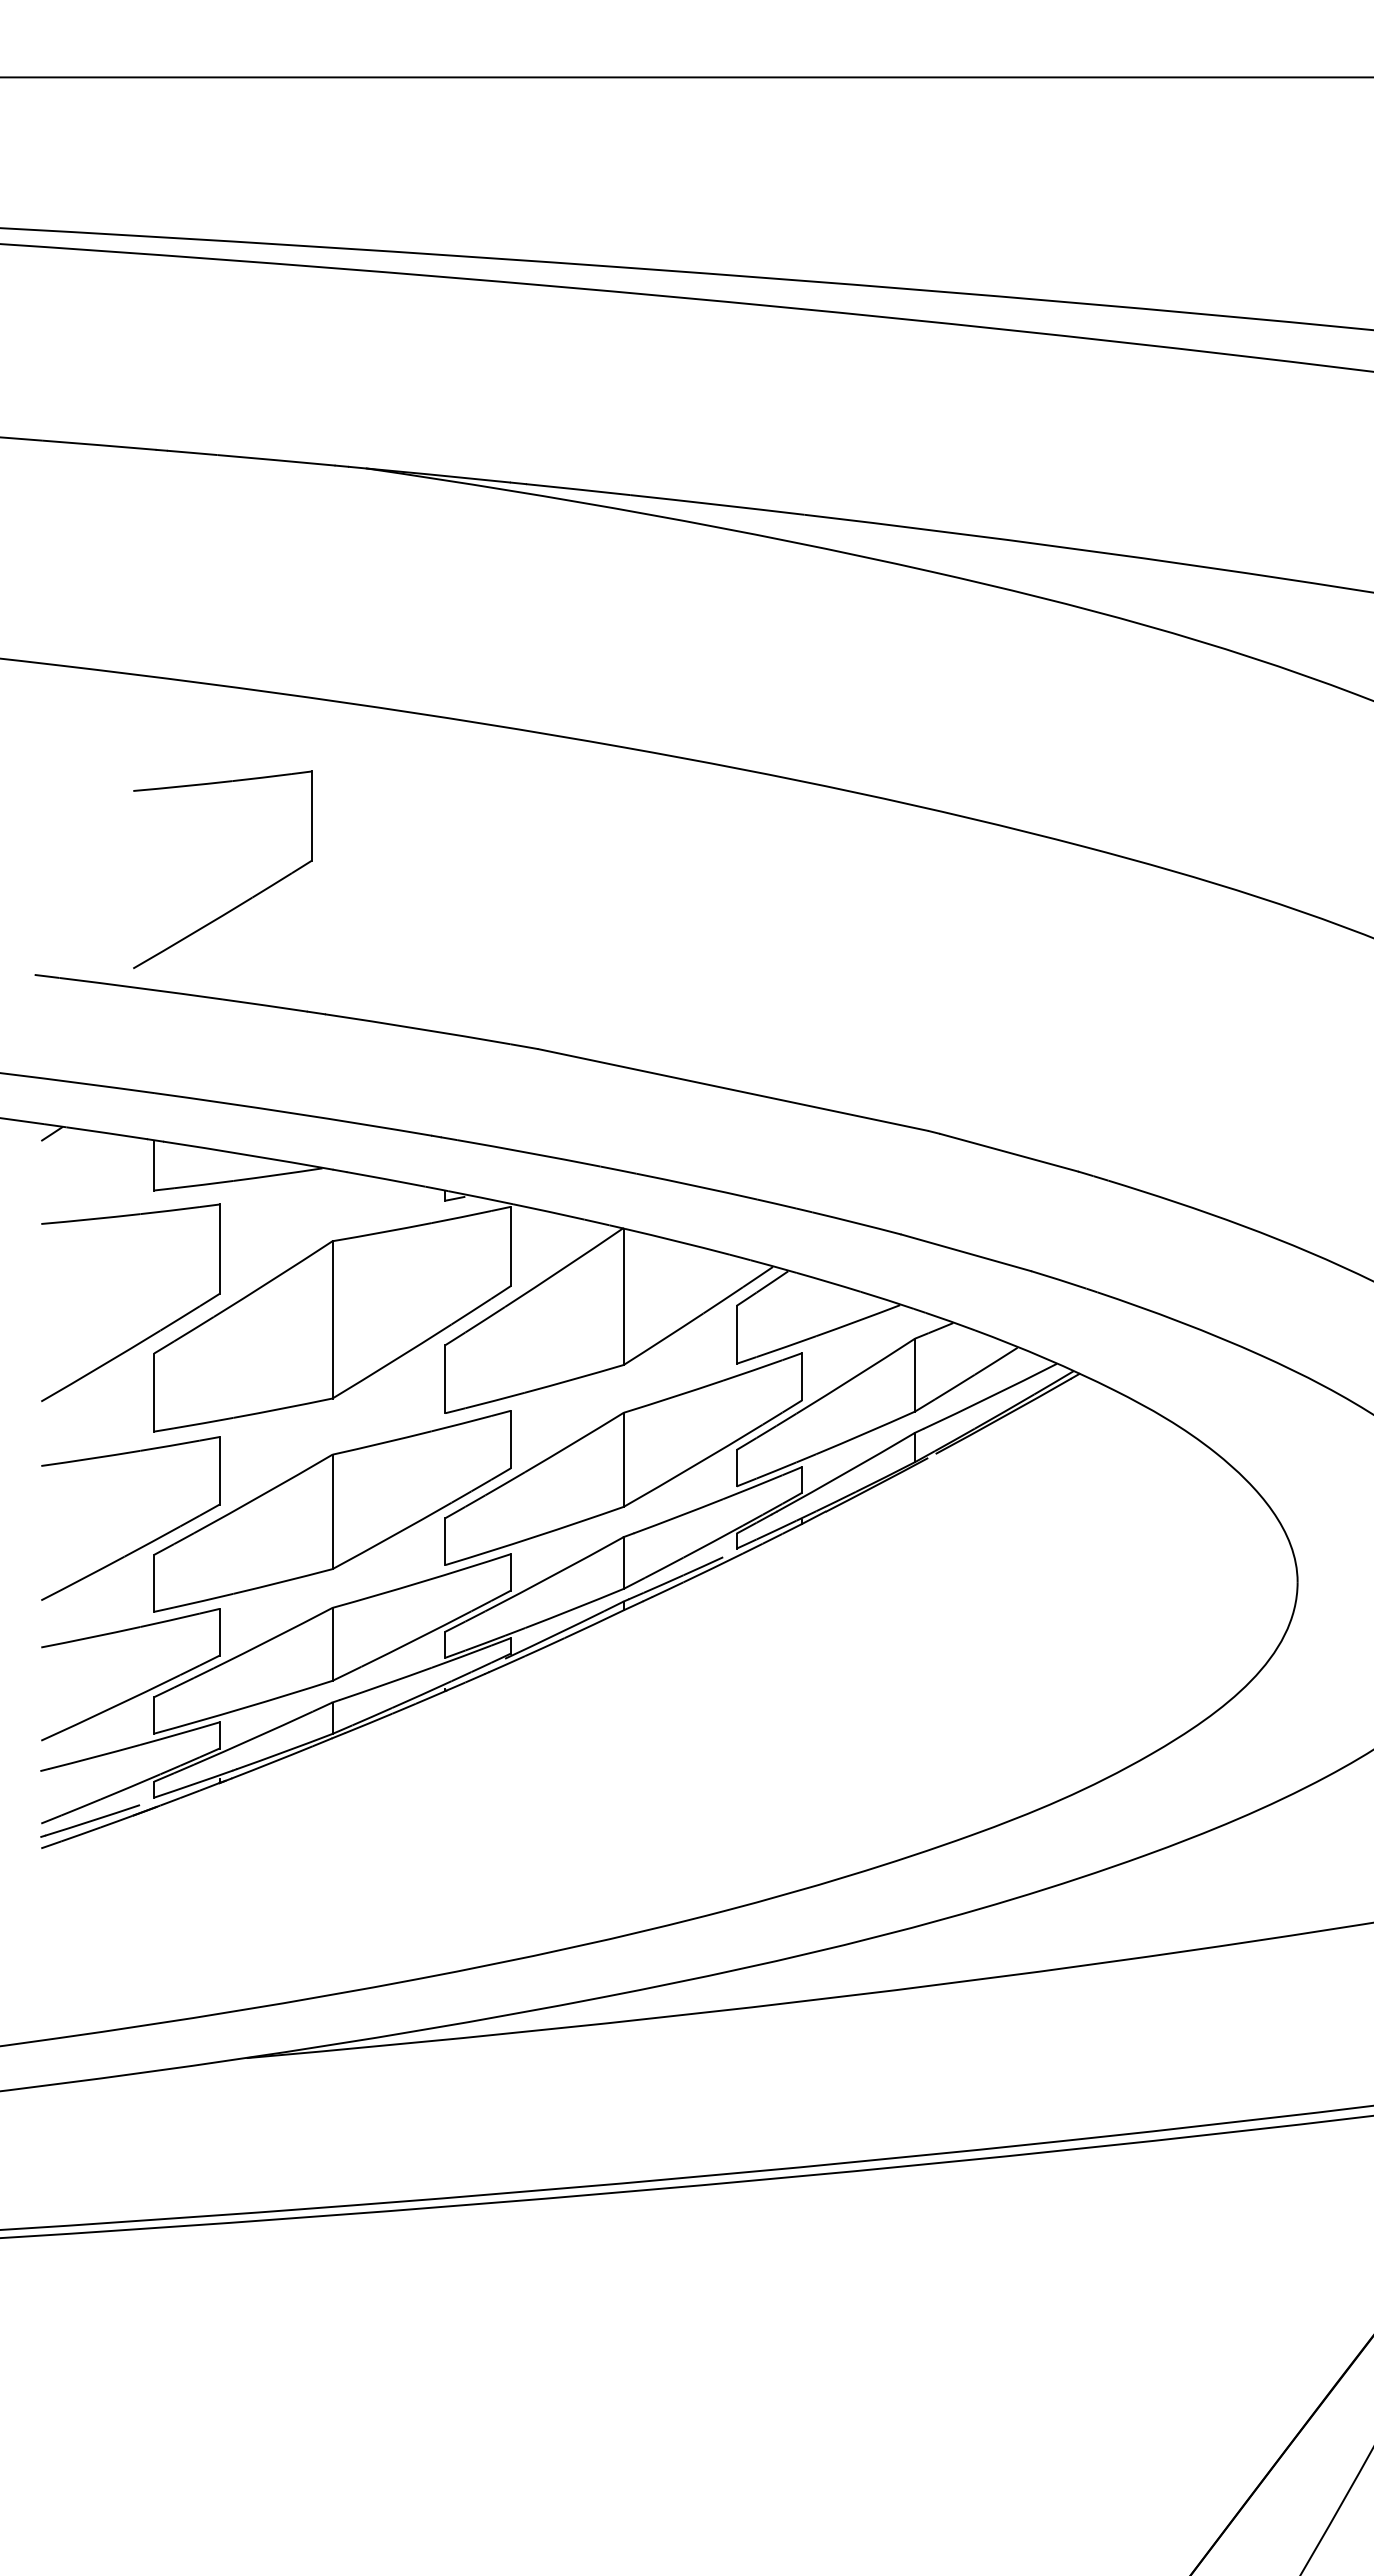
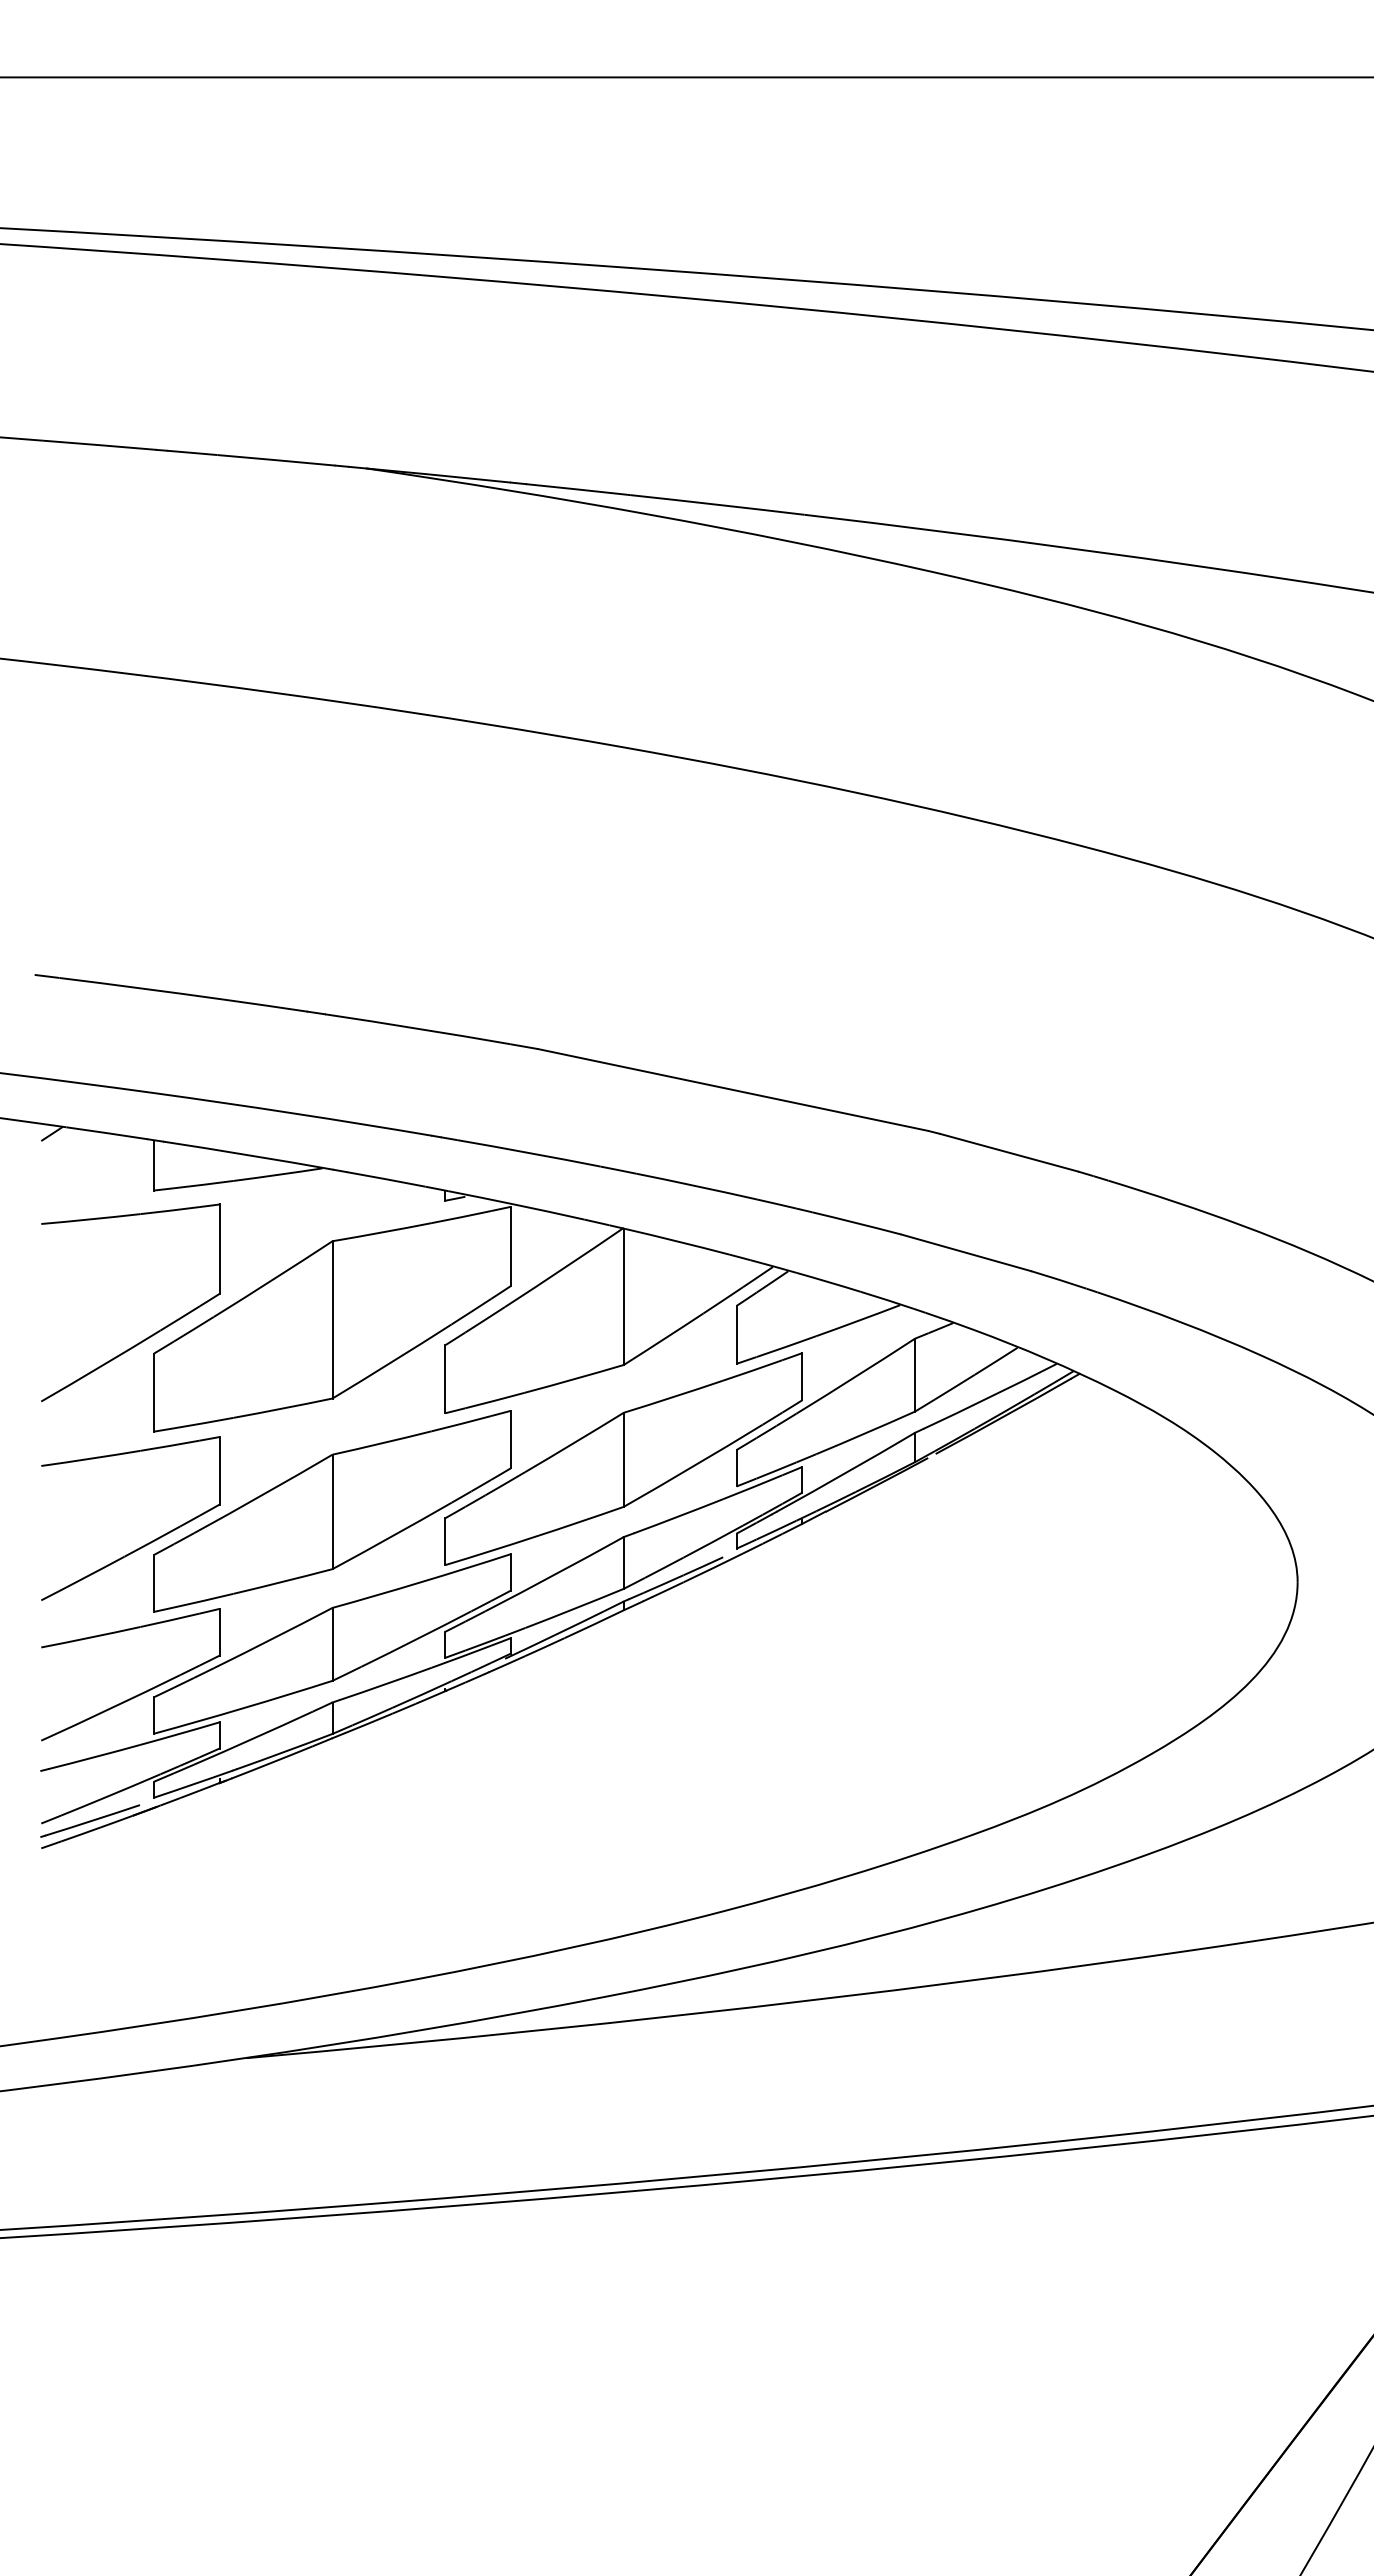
part: present -> none (243, 901)
